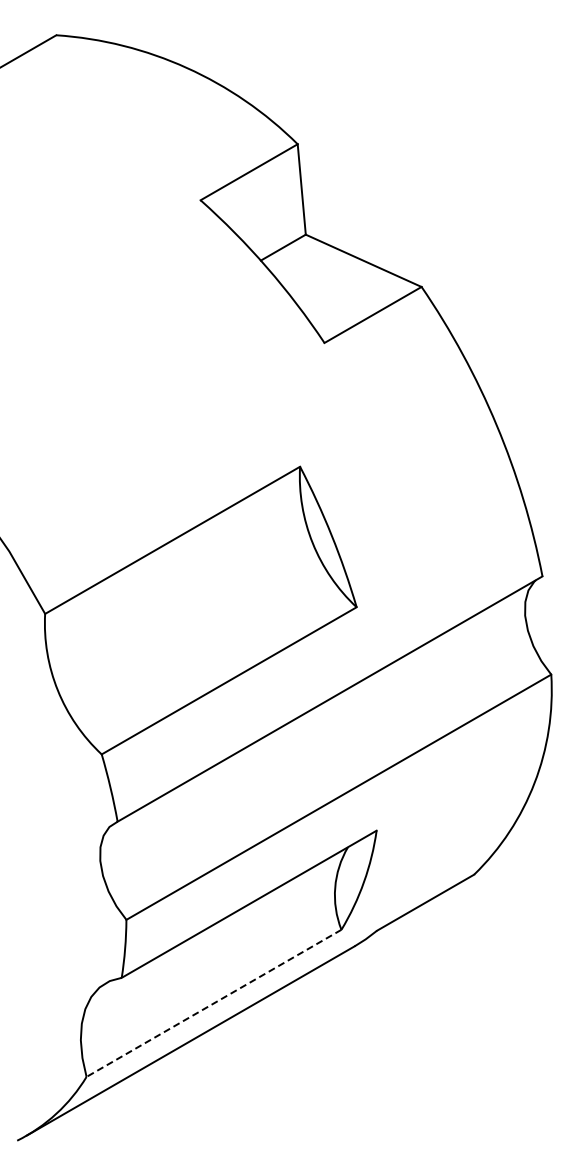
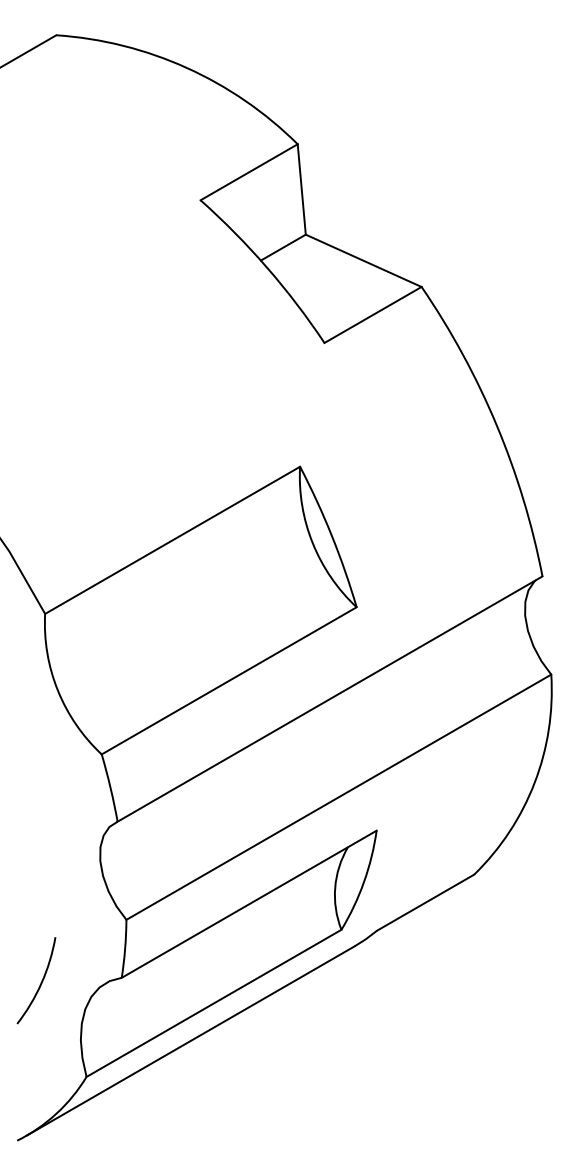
arc: none -> present (40, 982)
line: dashed -> solid (213, 1003)
